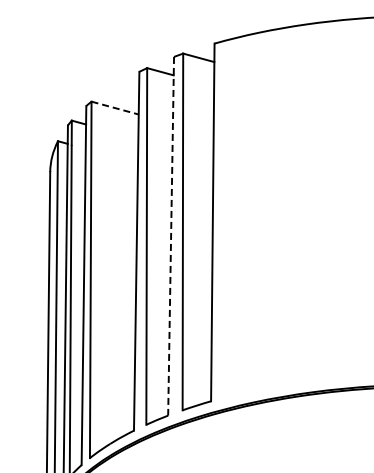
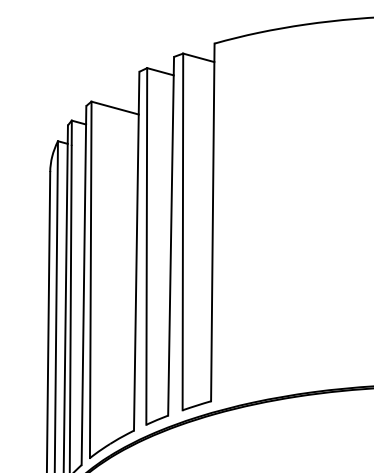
line: dashed -> solid (115, 108)
line: dashed -> solid (171, 236)
